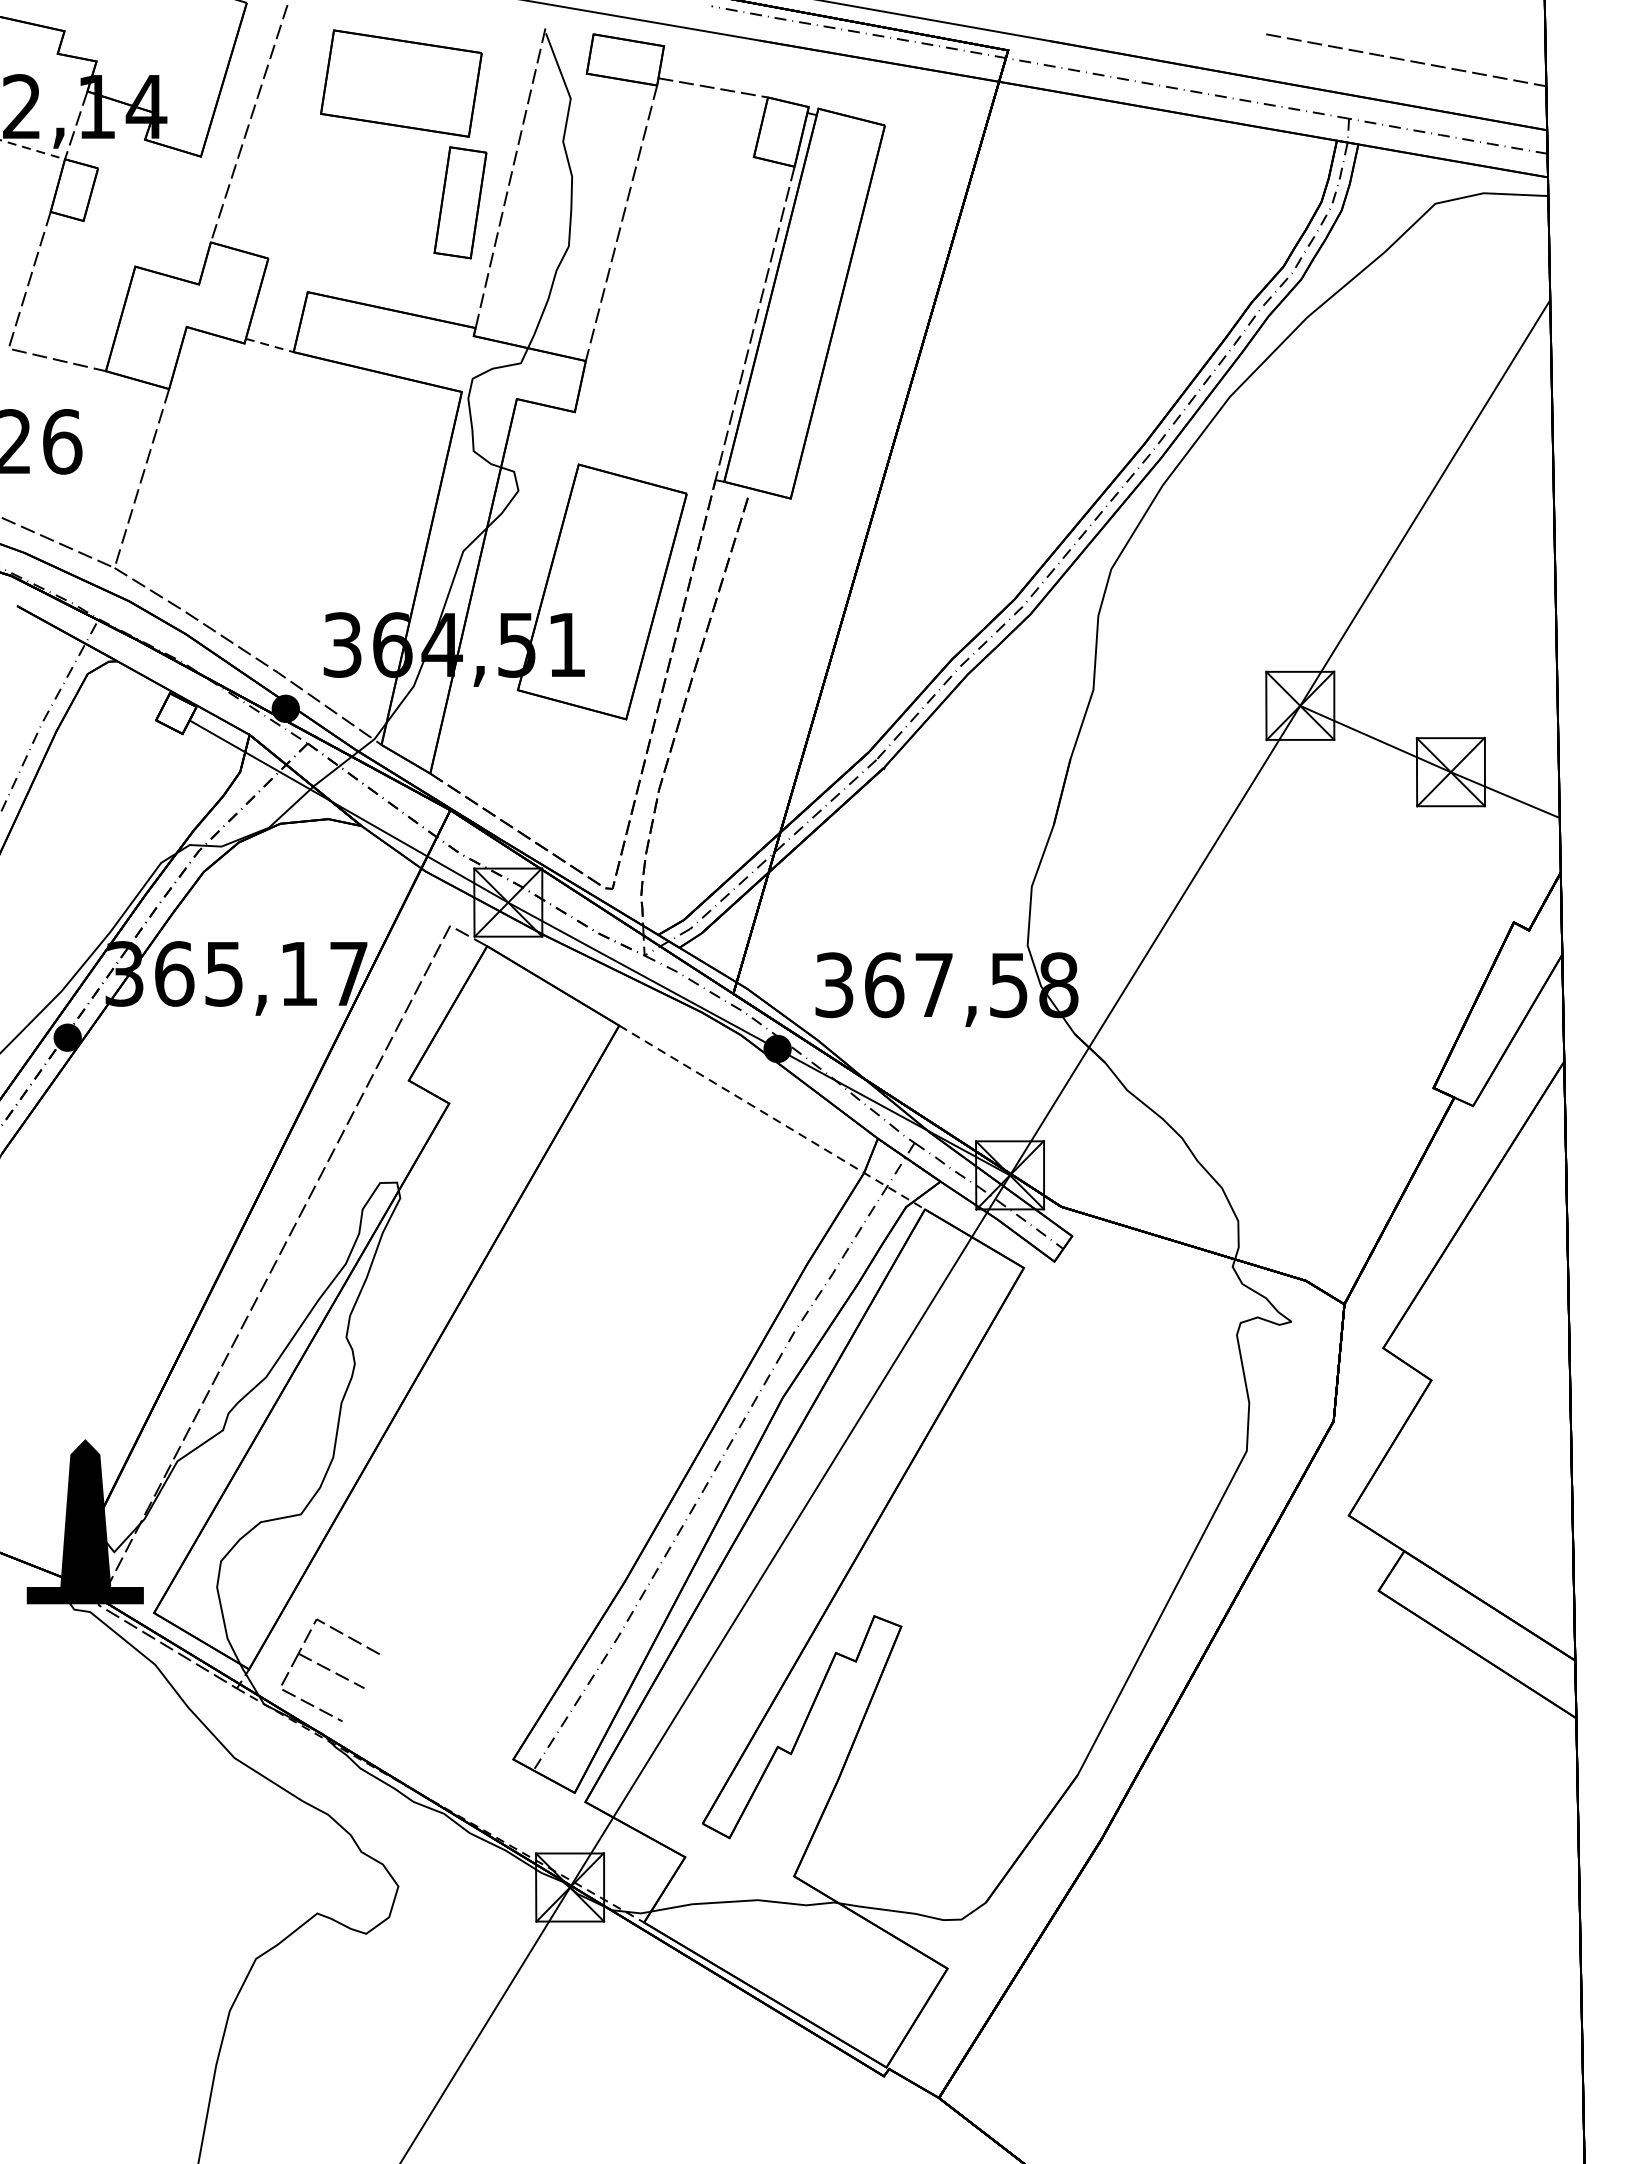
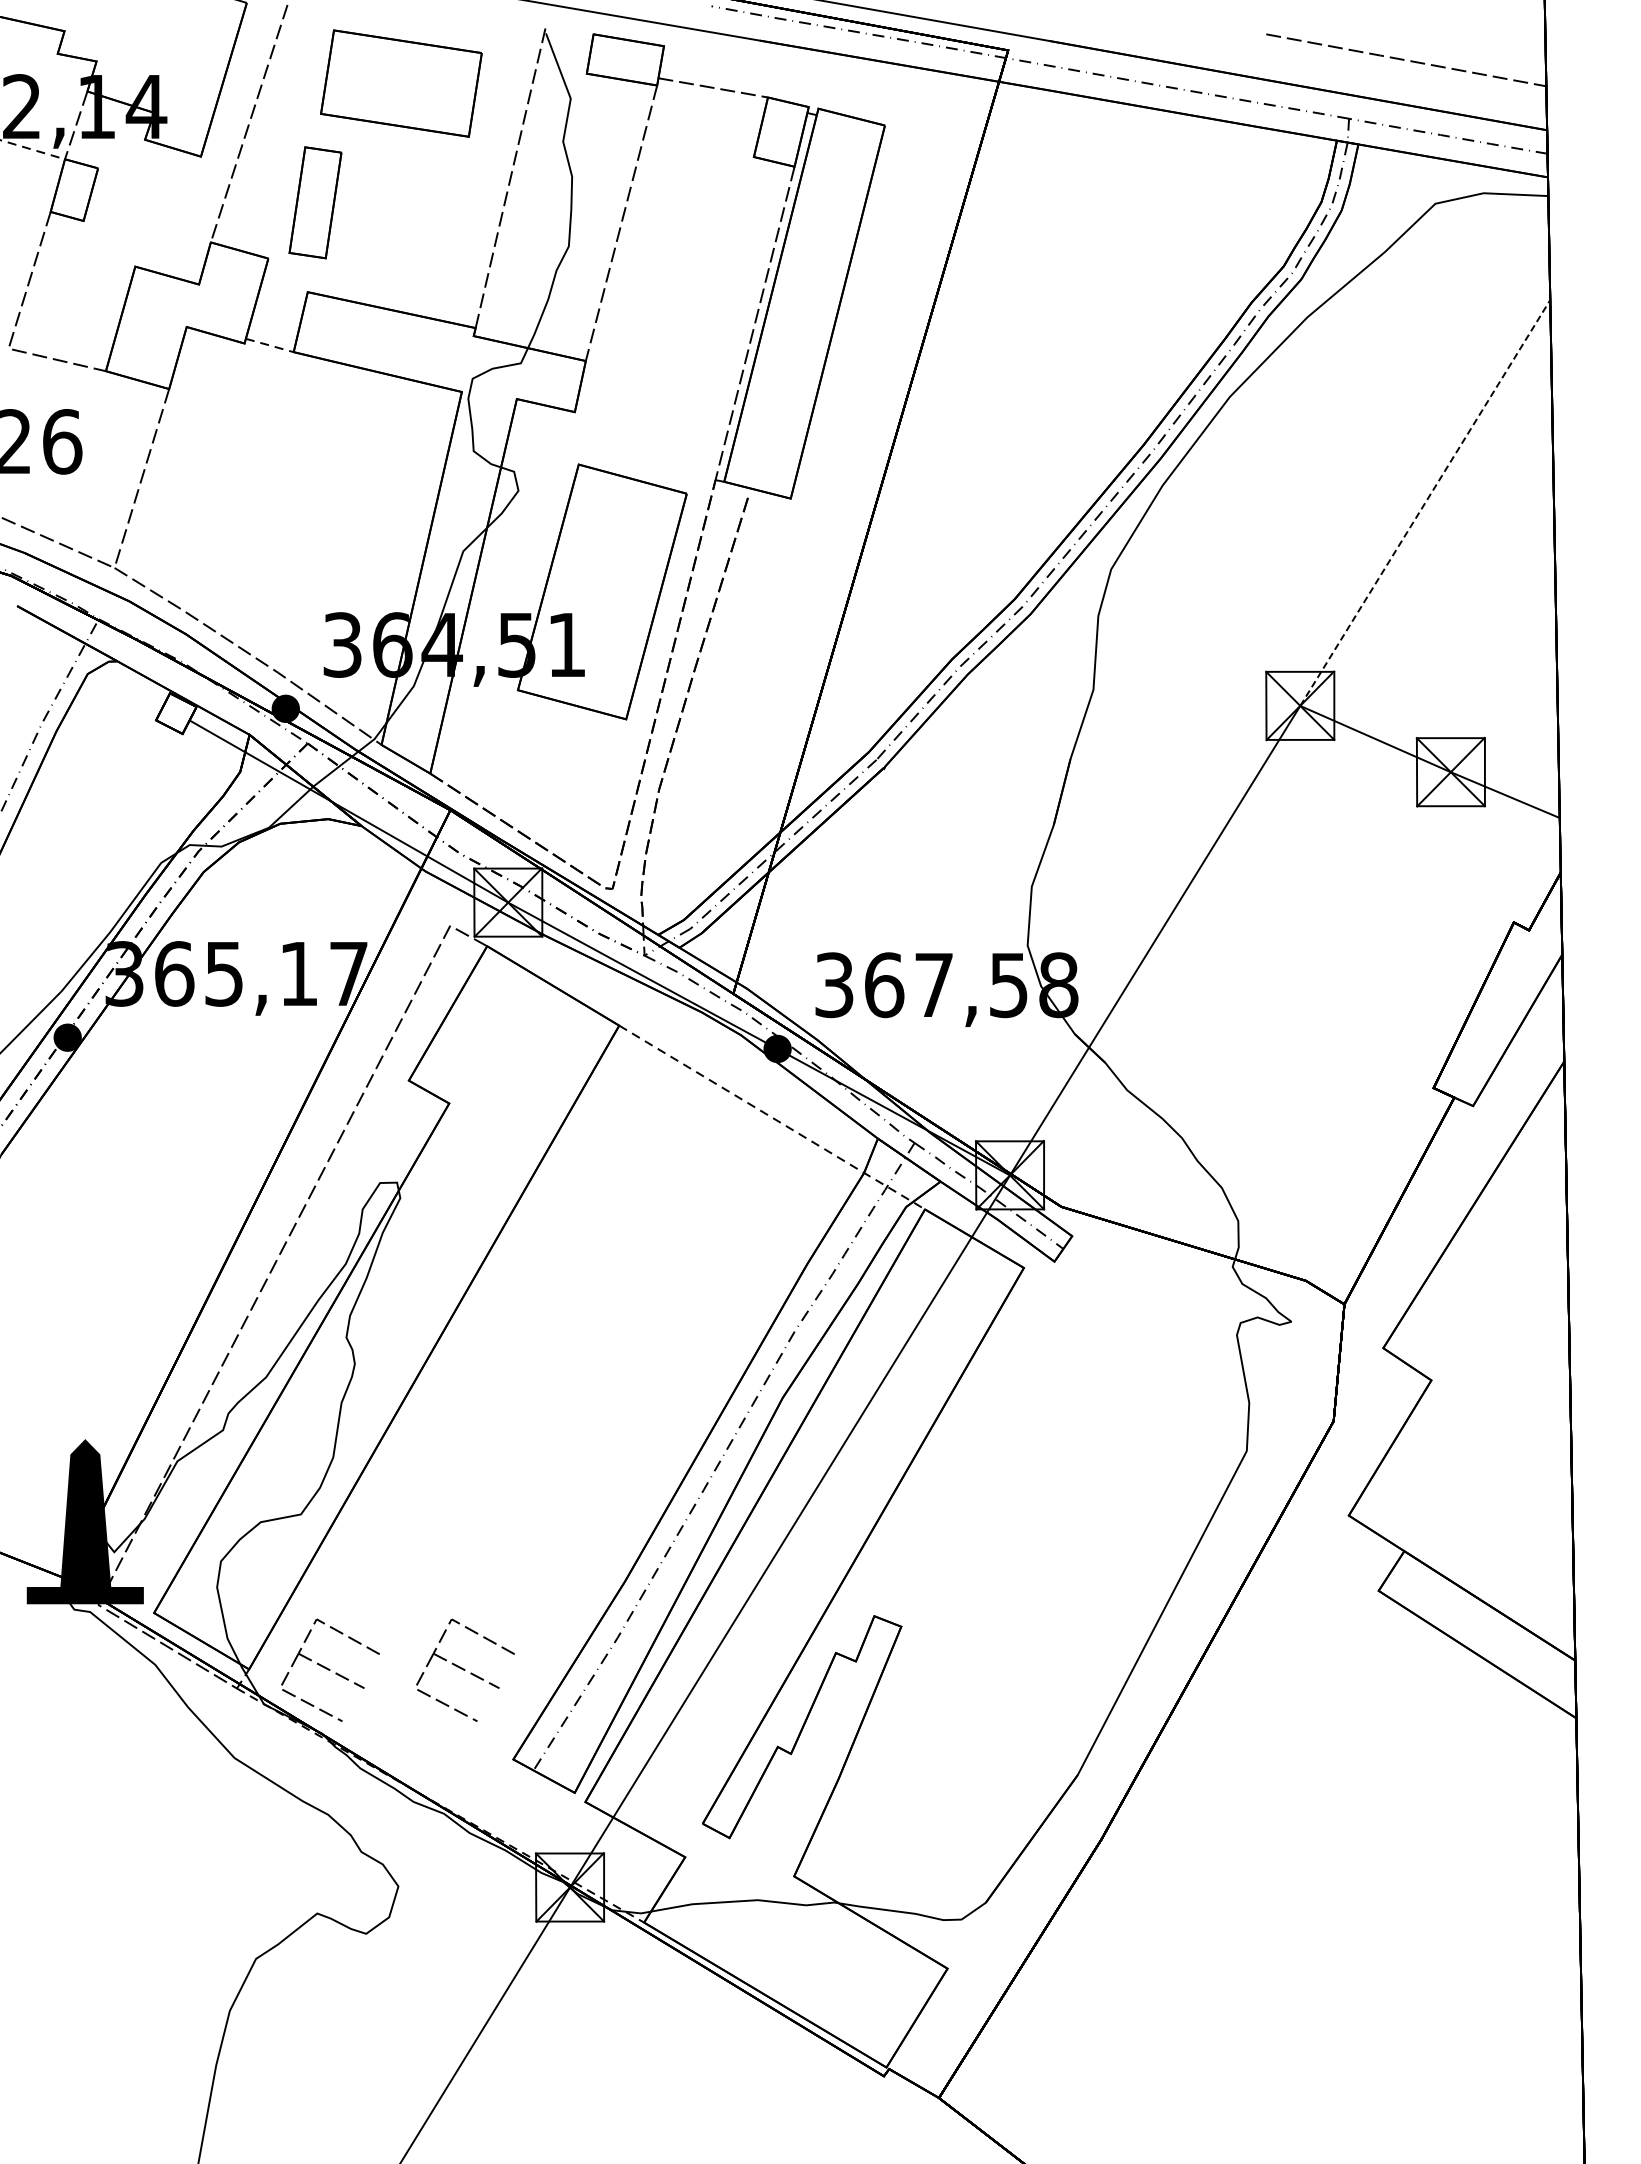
part position: (460, 202) -> (315, 202) (315, 202)
line: solid -> dashed (1425, 502)
part: none -> present (465, 1669)
